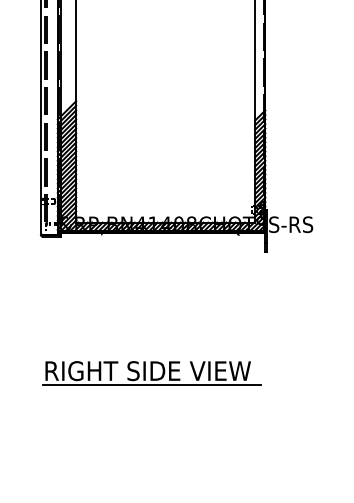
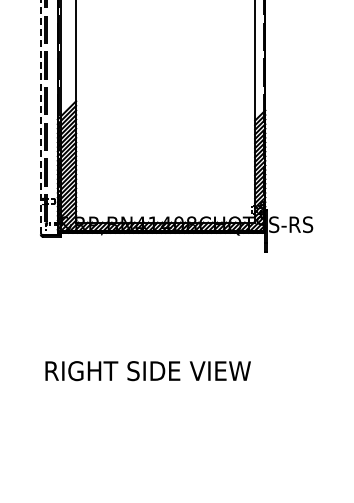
line: solid -> dashed (40, 117)
line: present -> none (152, 385)
